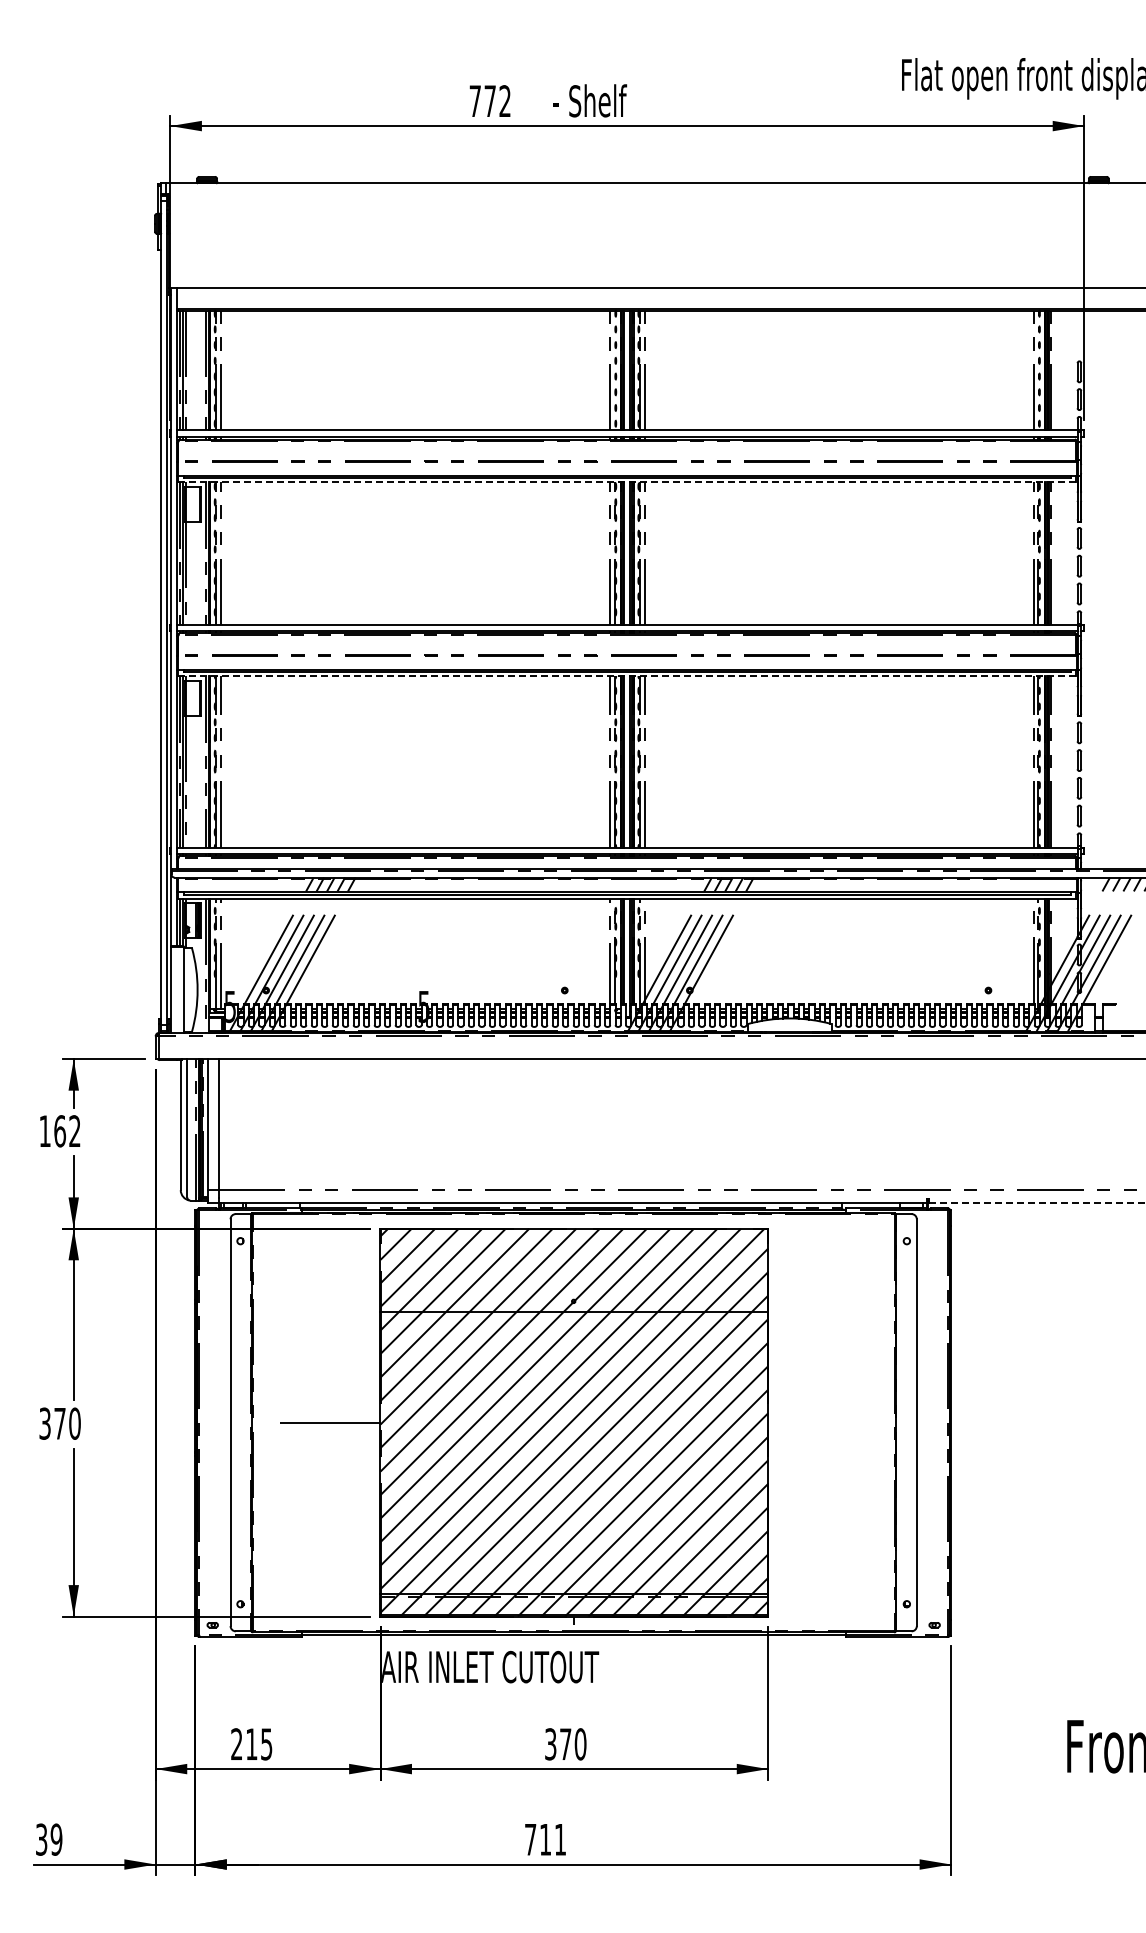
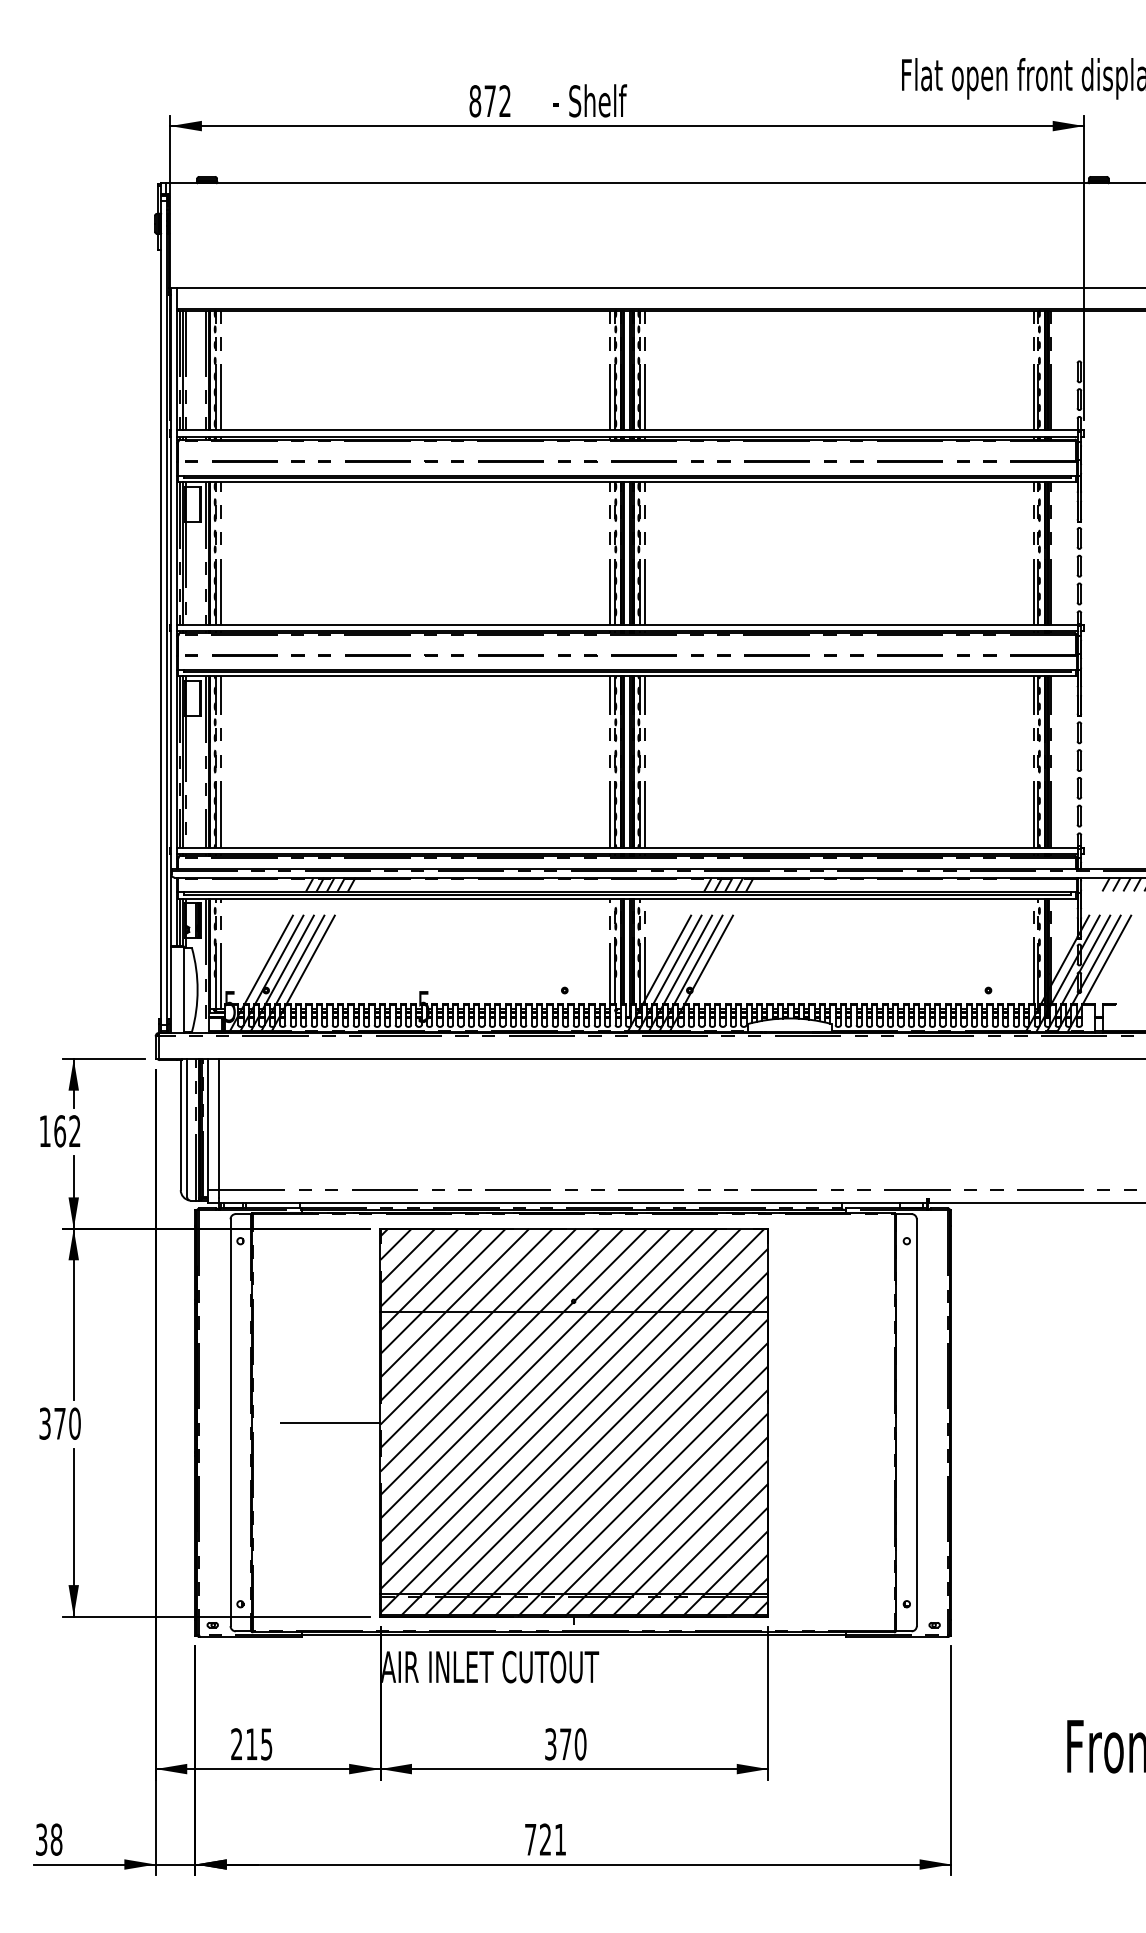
text: 772 -> 872 (475, 101)
line: none -> present (614, 370)
line: none -> present (1038, 370)
line: dashed -> solid (626, 482)
line: dashed -> solid (626, 676)
line: dashed -> solid (1037, 1202)
text: 39 -> 38 (56, 1839)
text: 711 -> 721 (545, 1839)
